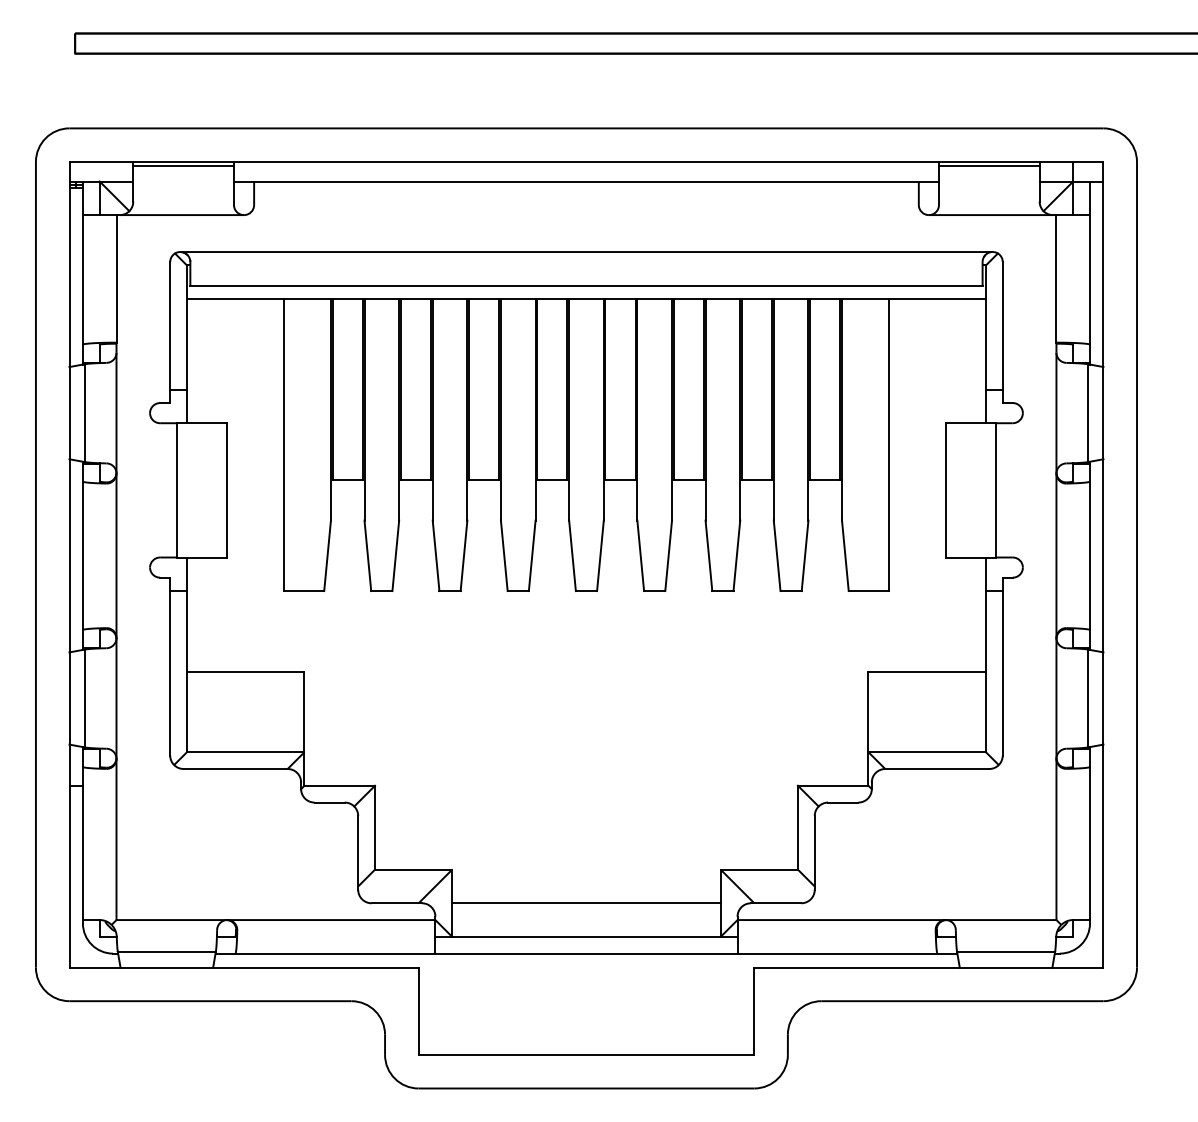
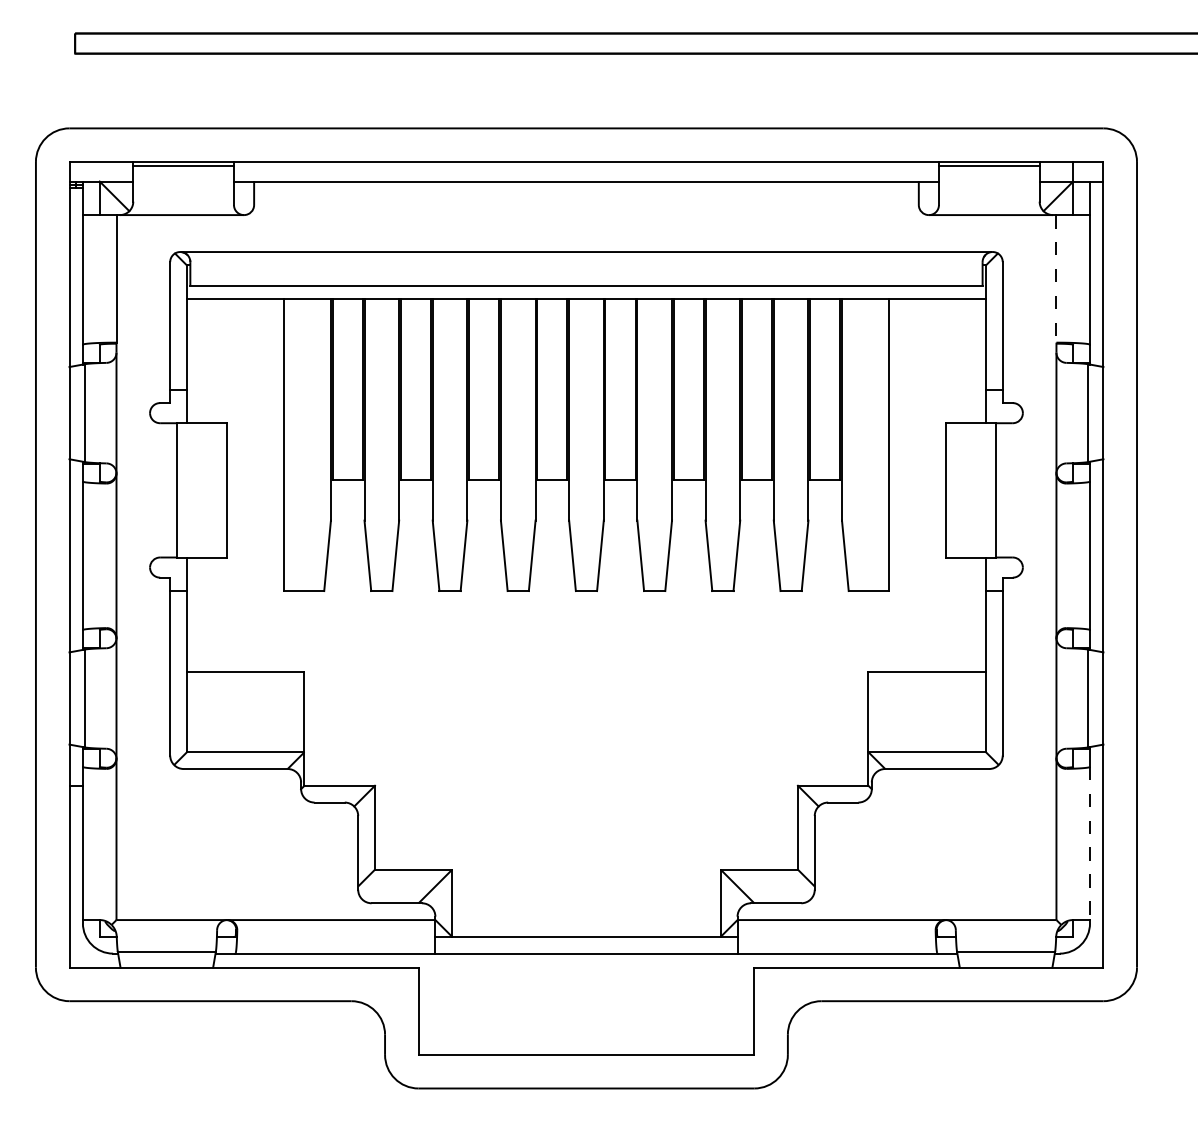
line: solid -> dashed (1056, 278)
line: solid -> dashed (1090, 843)
line: present -> none (586, 903)
